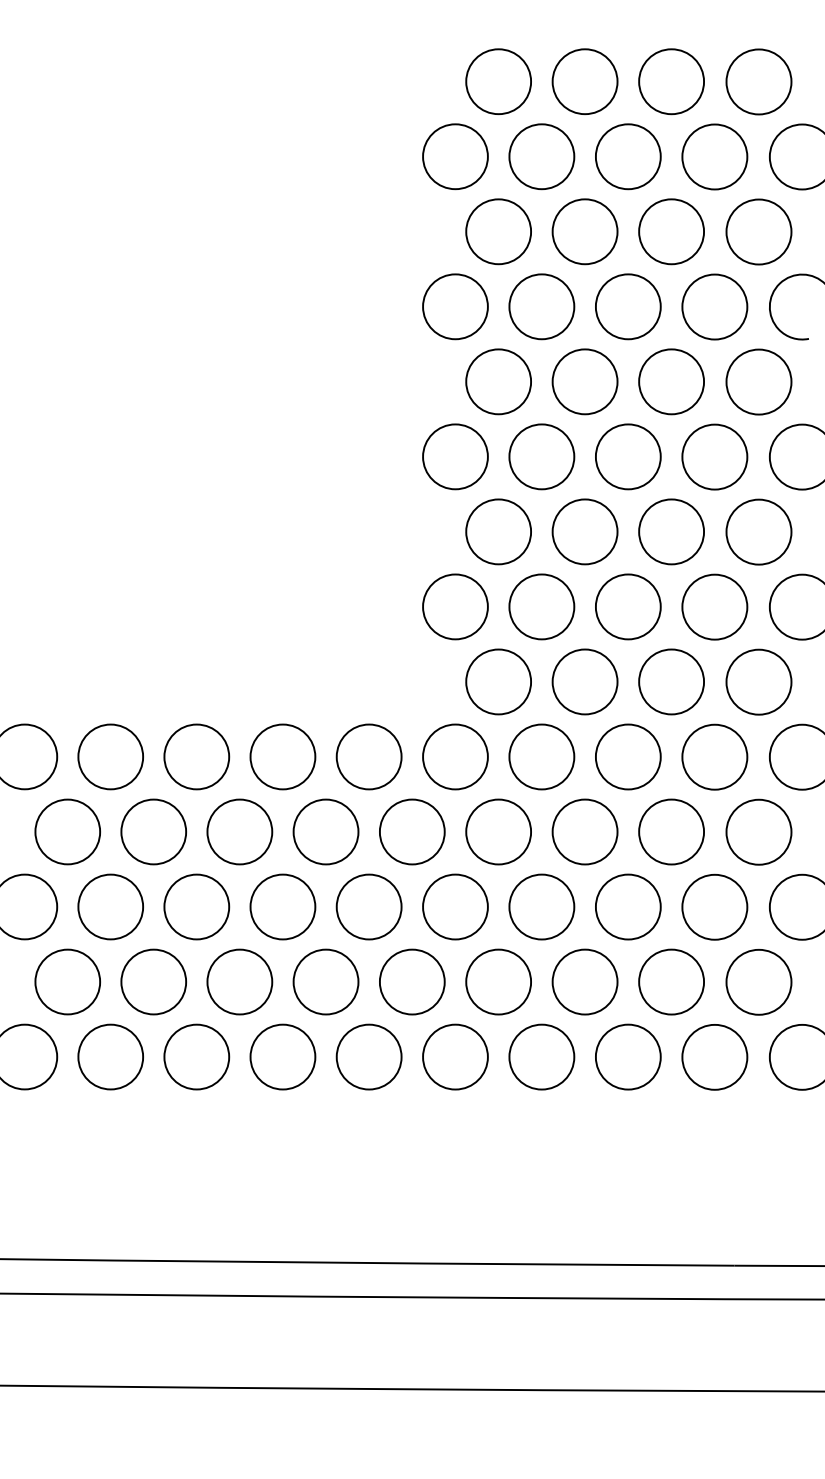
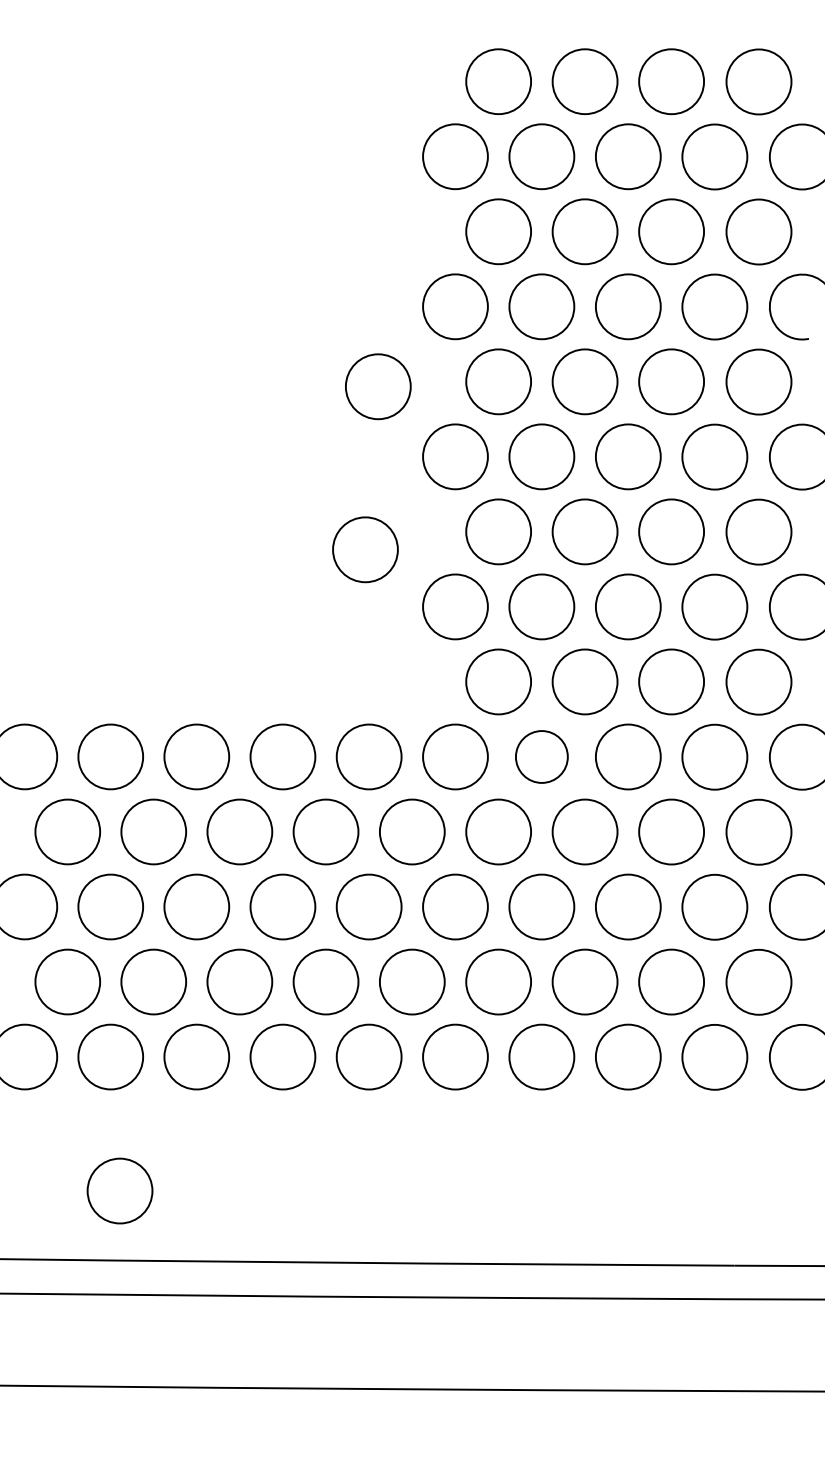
part: none -> present (378, 386)
part: none -> present (365, 549)
part size: 68x68 px -> 54x54 px (541, 756)
part: none -> present (119, 1190)
